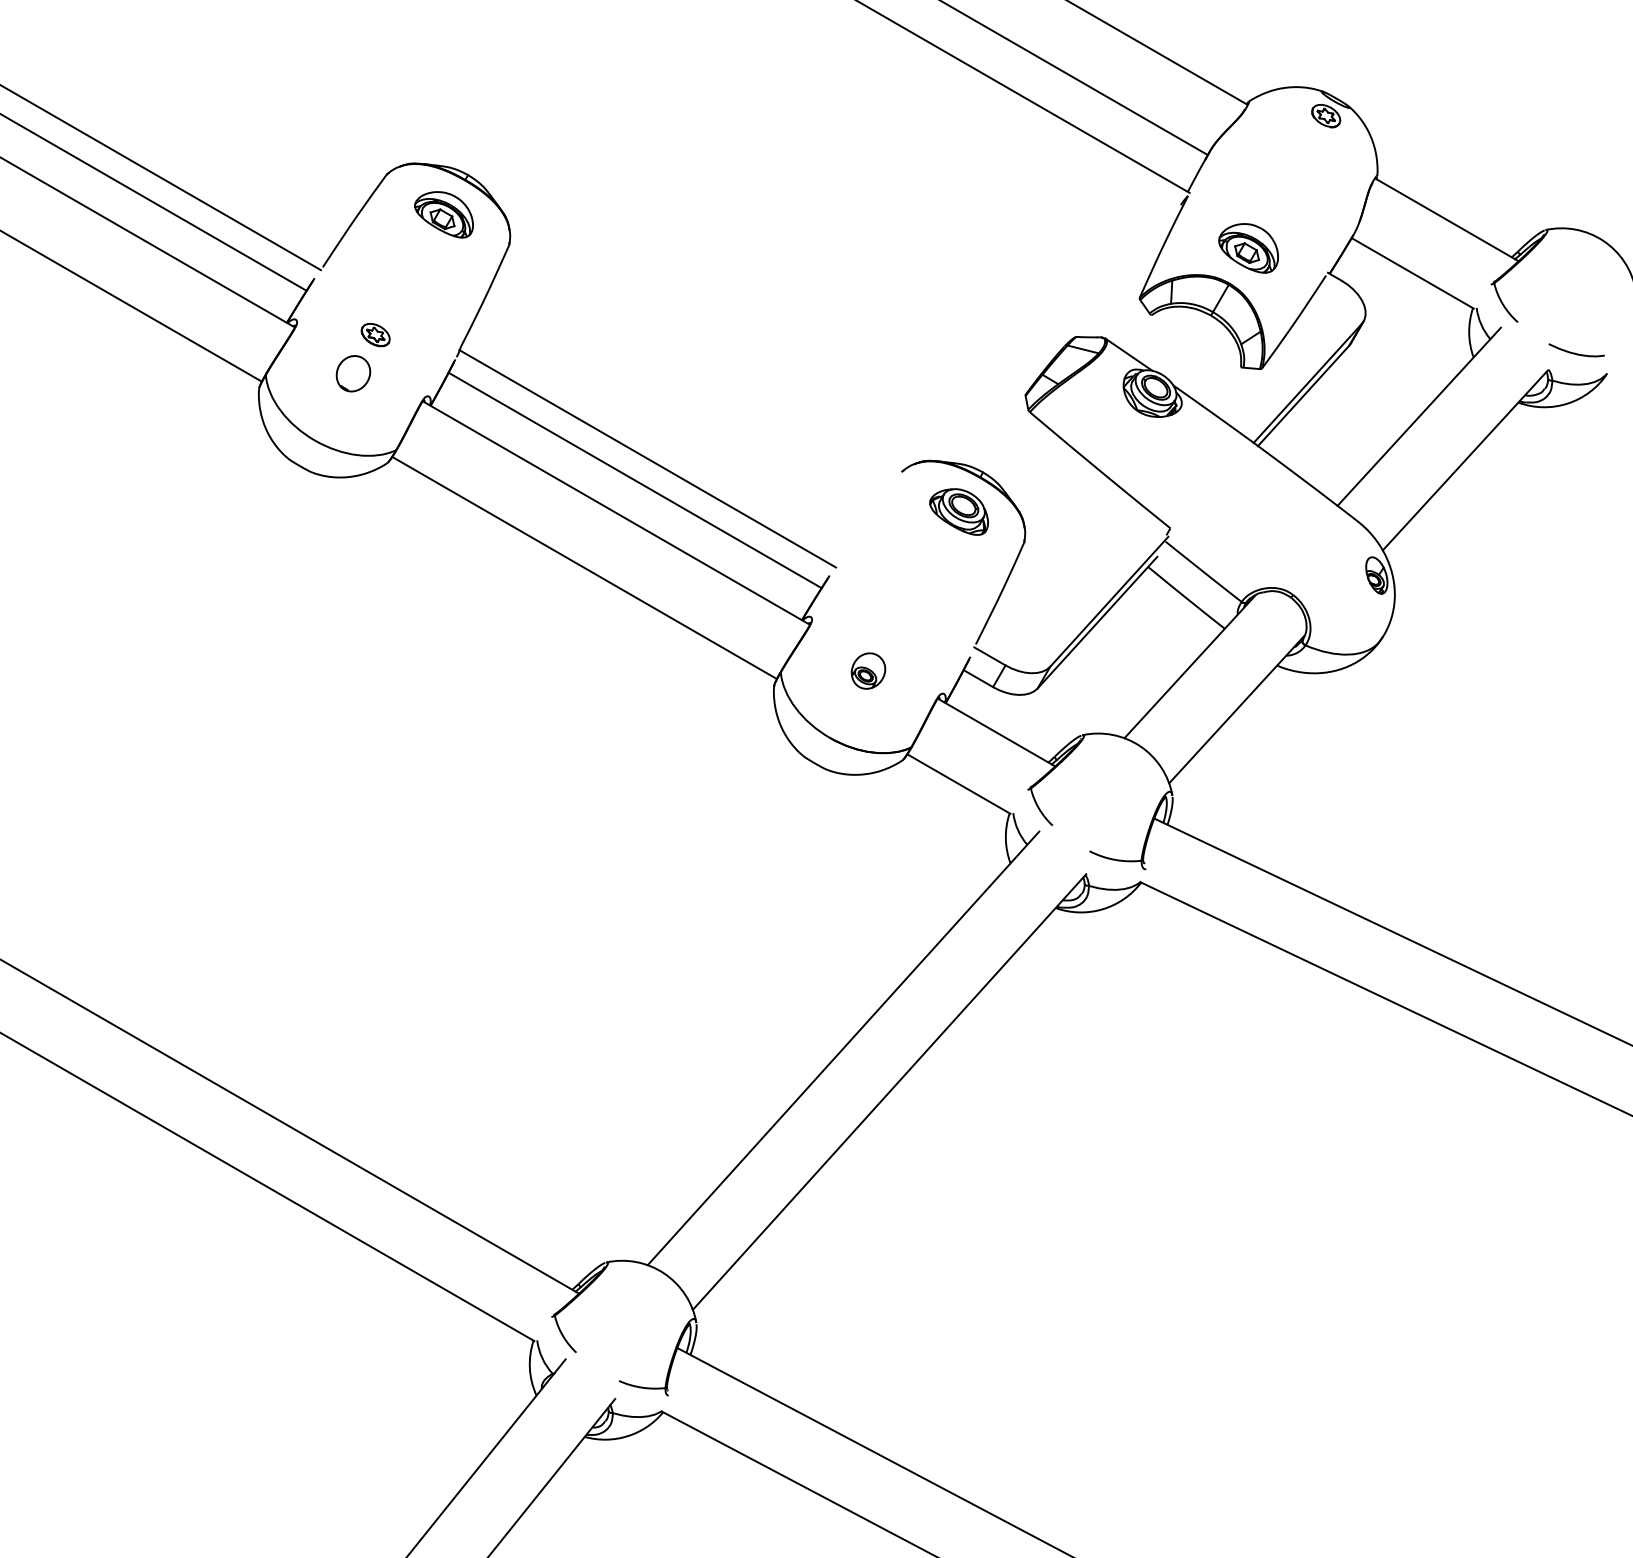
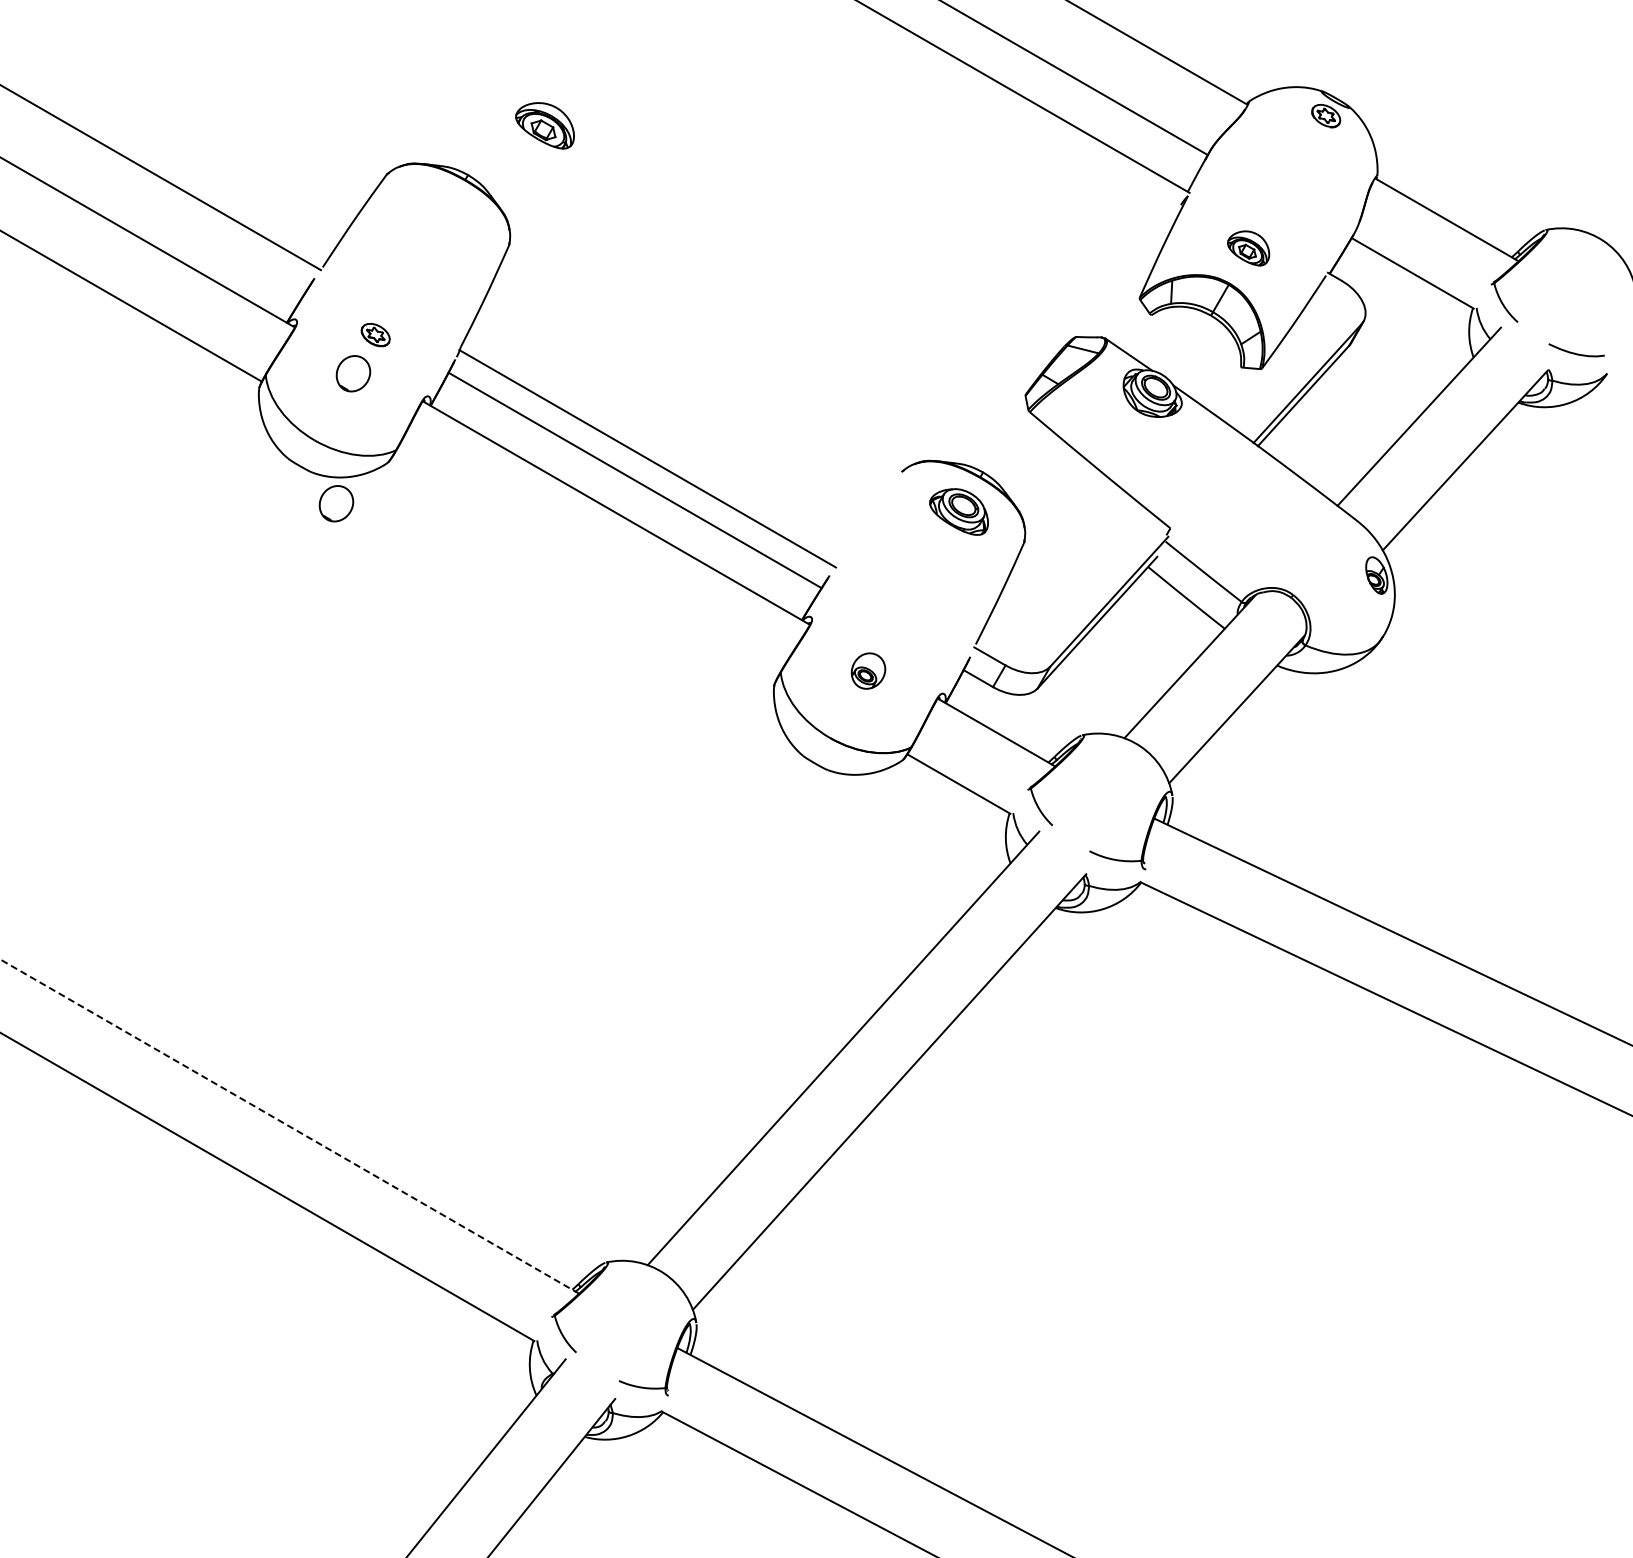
line: present -> none (154, 202)
part position: (443, 214) -> (544, 125) (544, 125)
part size: 61x51 px -> 44x37 px (1248, 248)
part: none -> present (336, 503)
line: present -> none (584, 567)
line: solid -> dashed (289, 1126)
